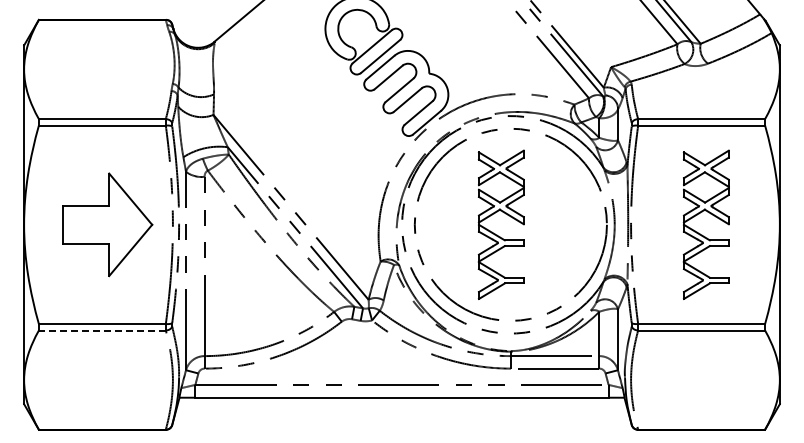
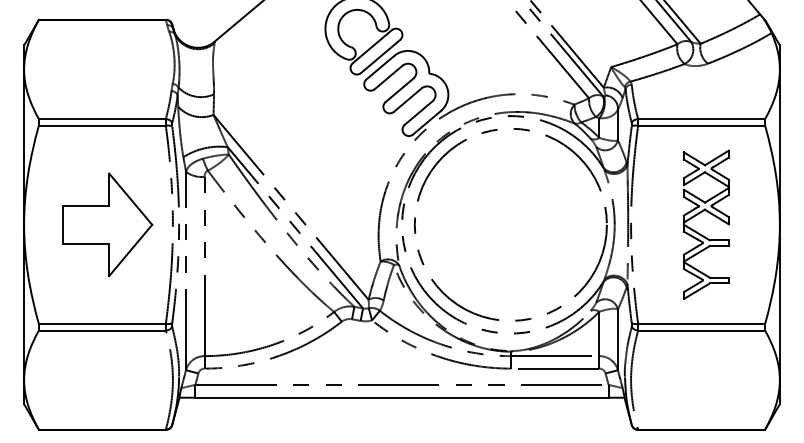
part: present -> none (495, 233)
line: dashed -> solid (101, 330)
